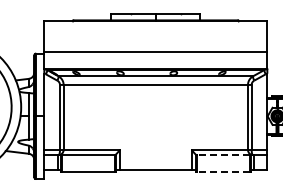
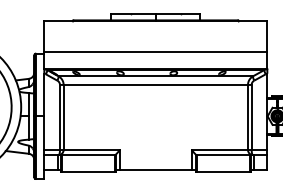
line: dashed -> solid (222, 155)
line: dashed -> solid (222, 172)
